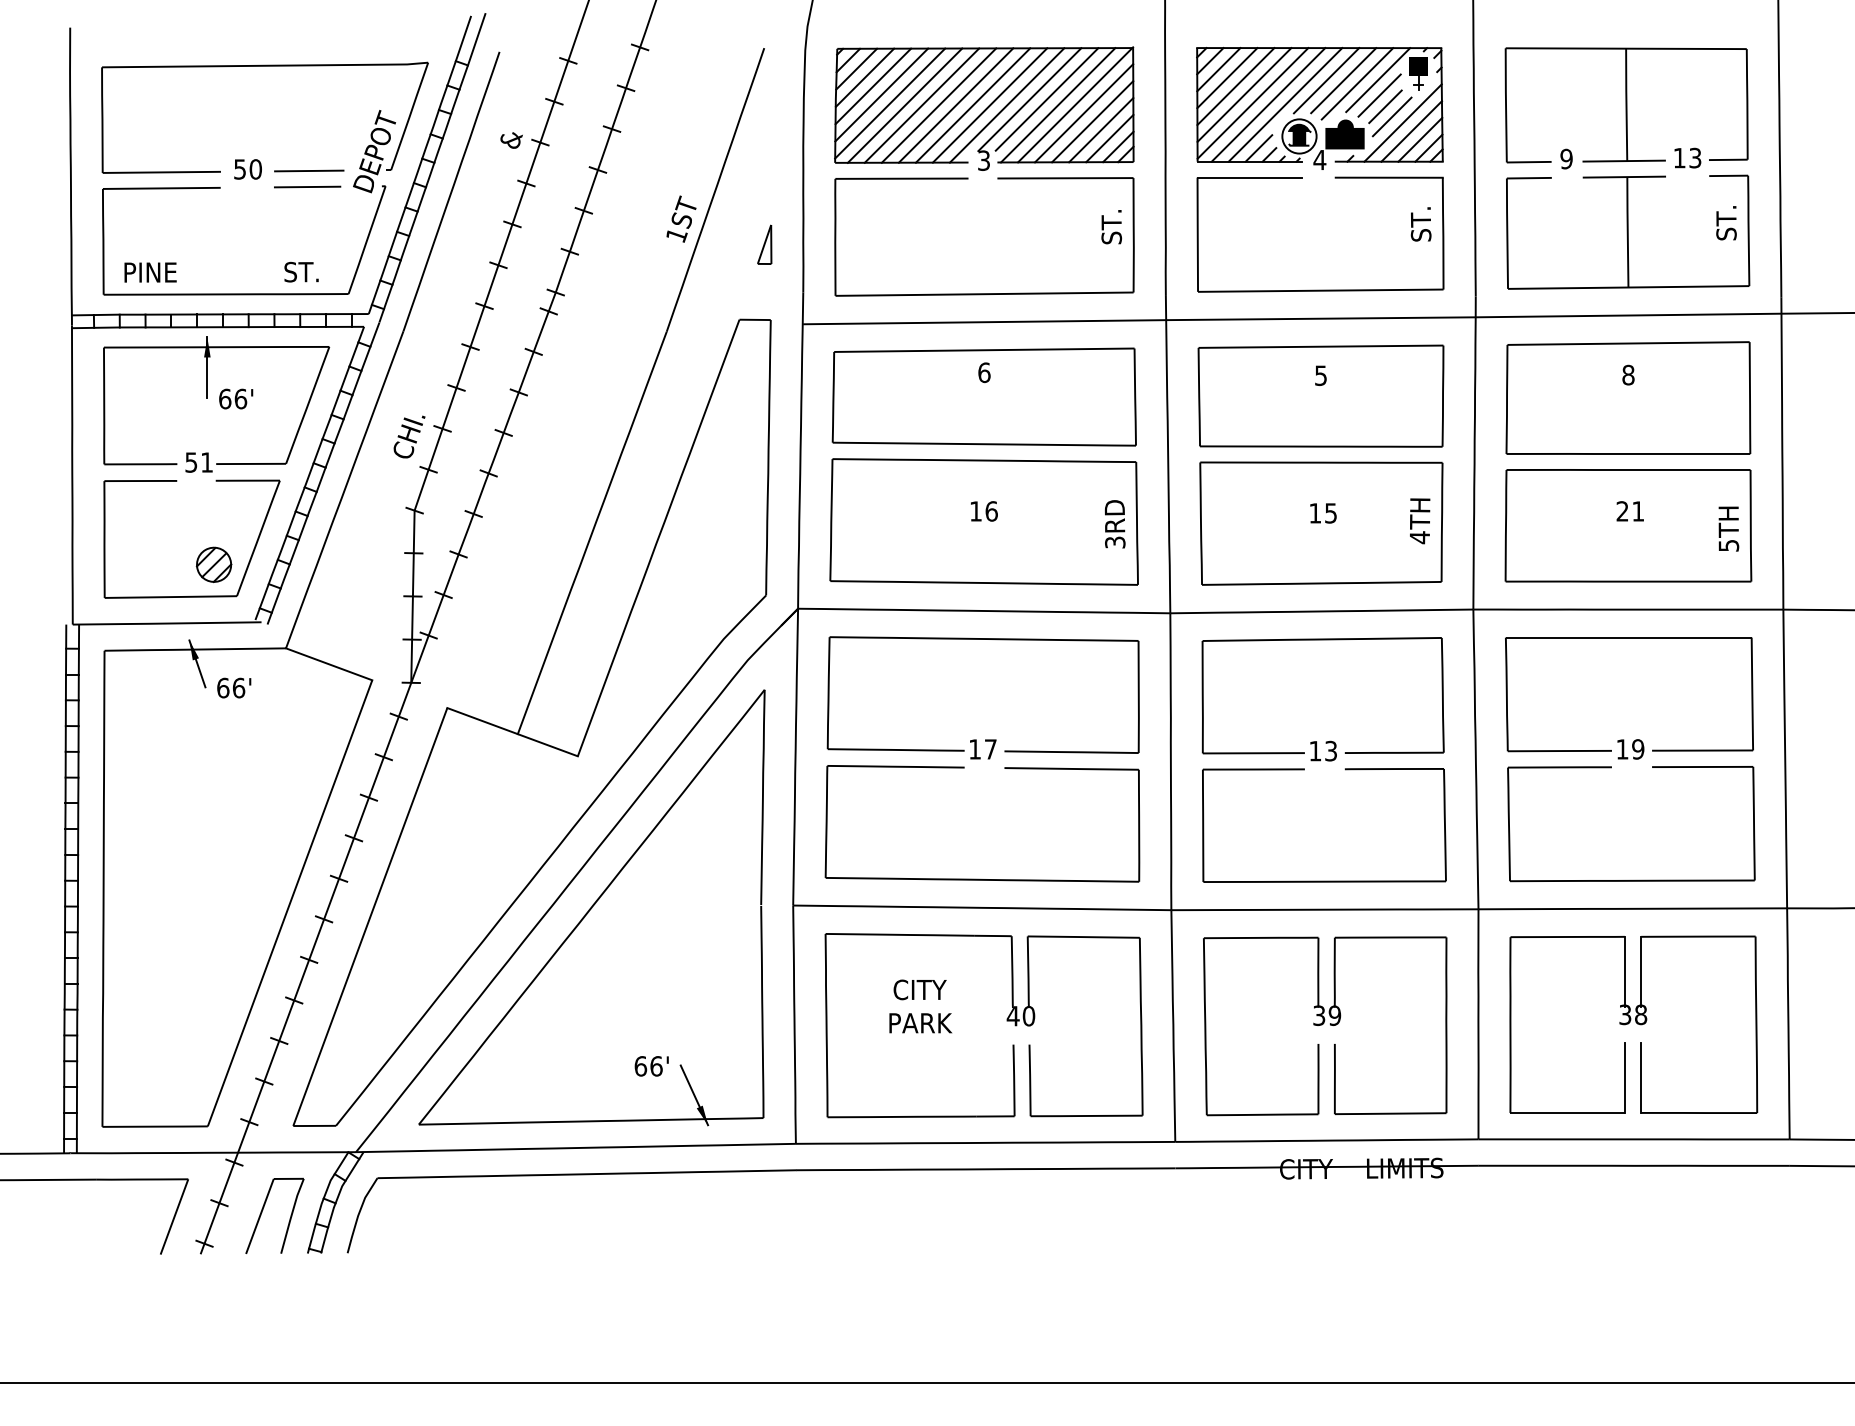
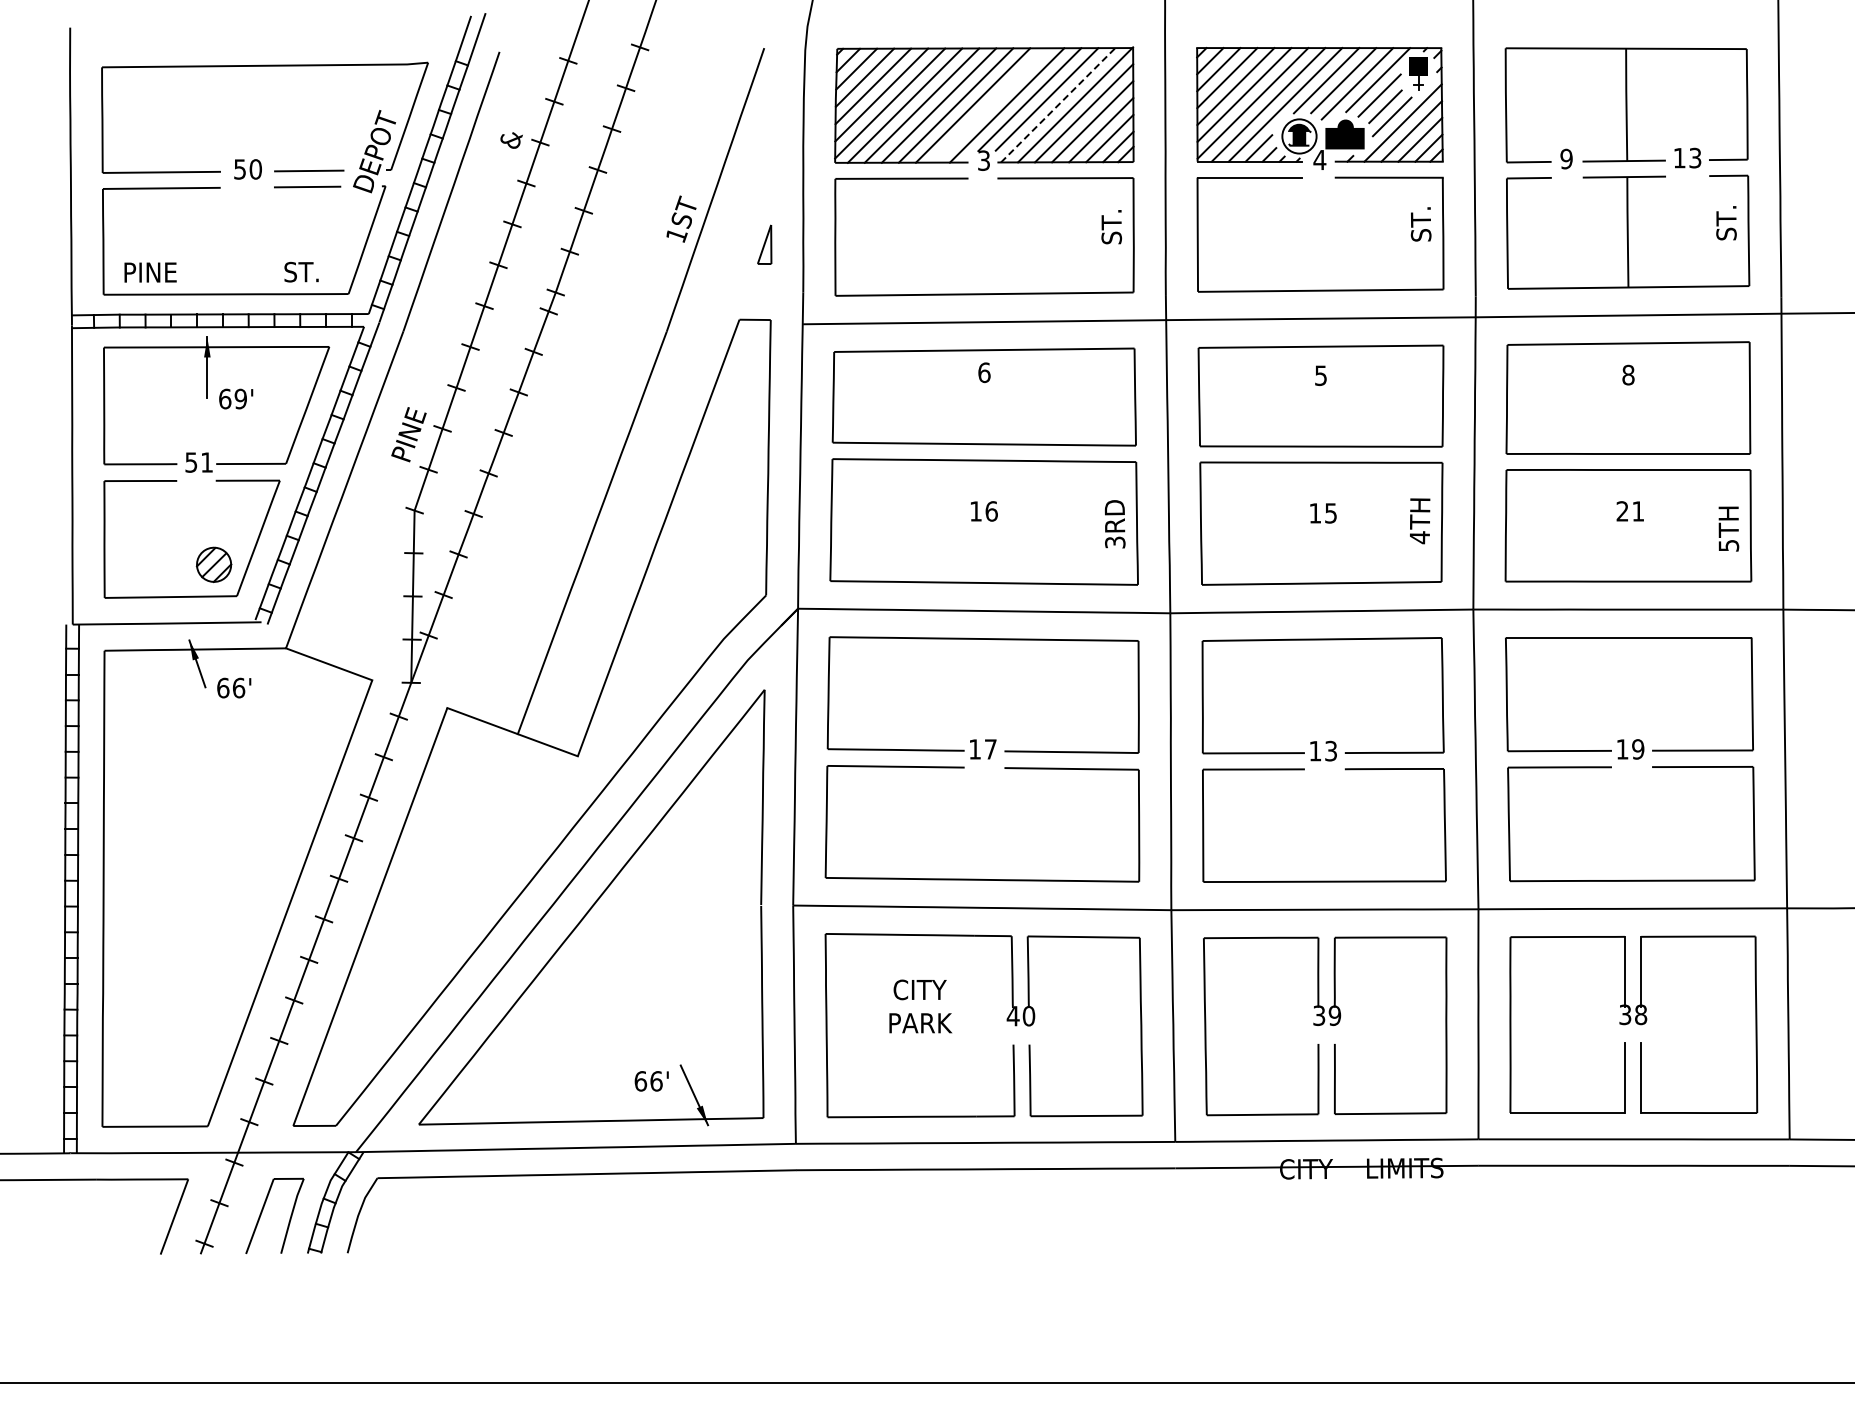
line: present -> none (989, 105)
line: solid -> dashed (1058, 105)
text: 66' -> 69' (240, 398)
text: CHI. -> PINE (408, 434)
text position: (651, 1066) -> (651, 1081) (651, 1081)
